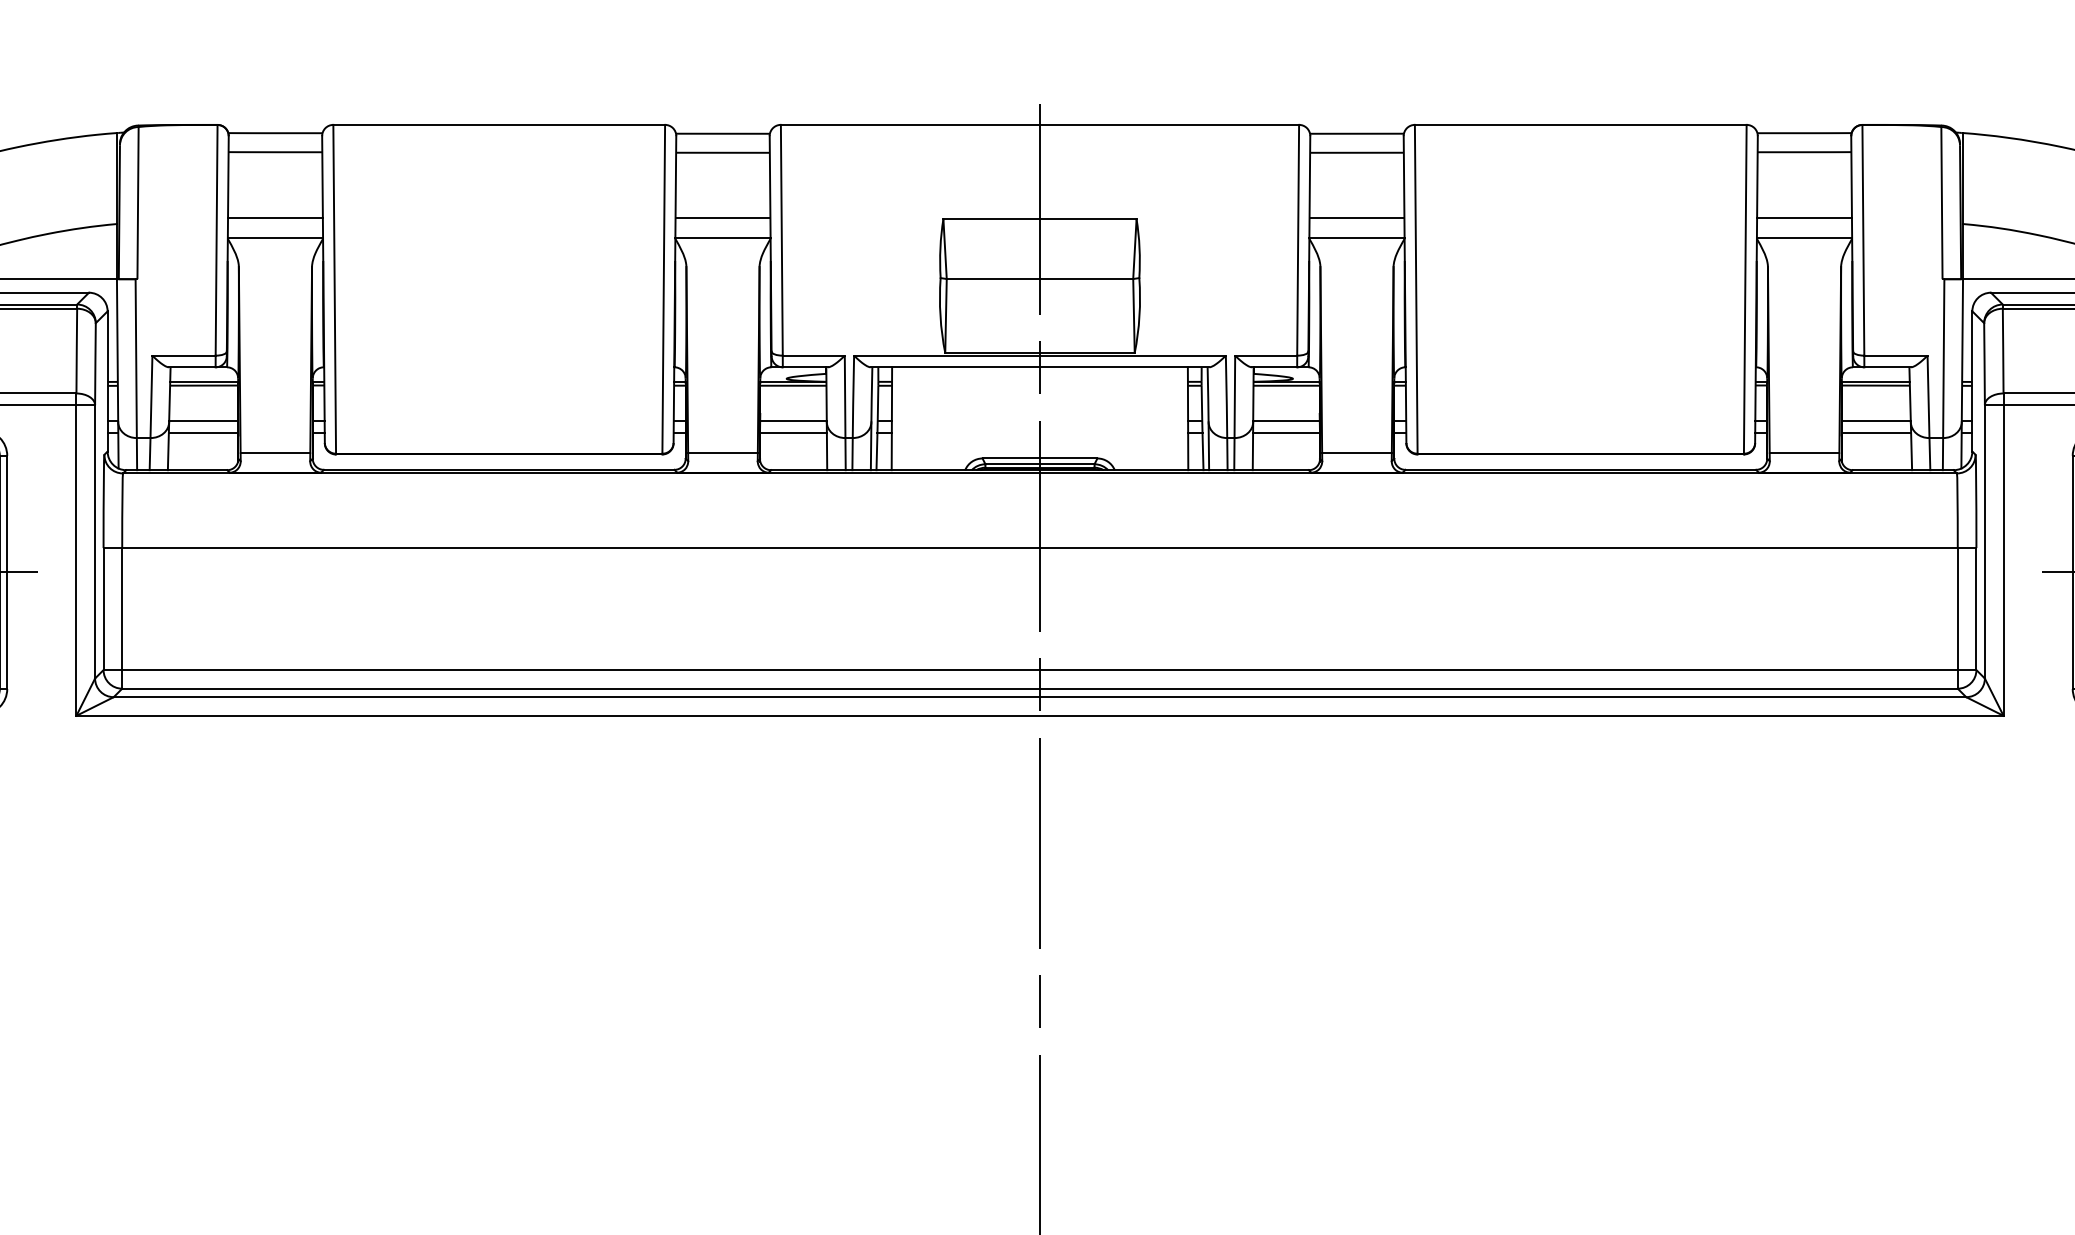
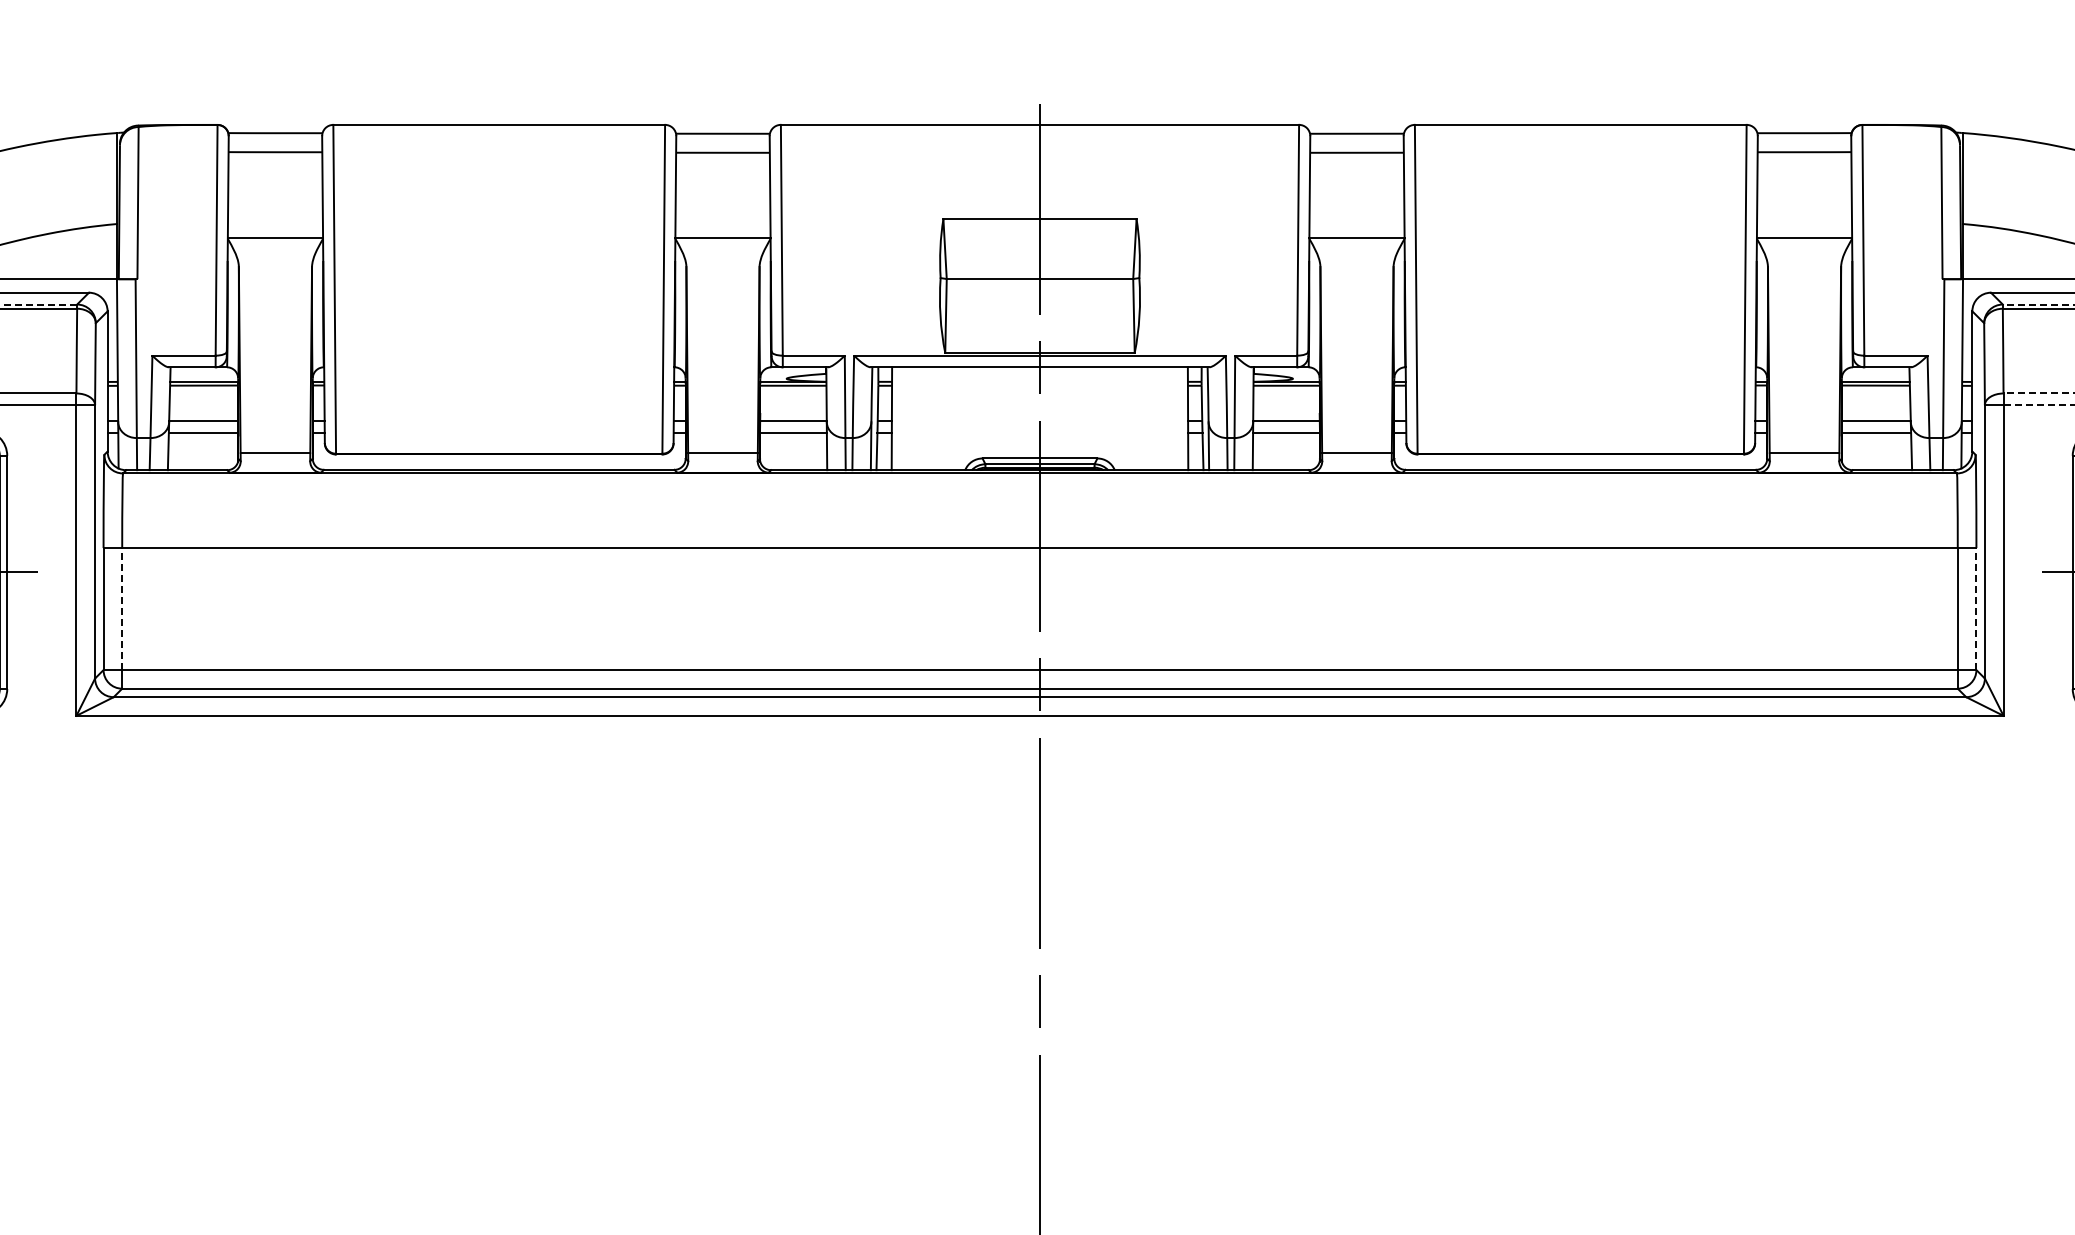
line: present -> none (275, 218)
line: present -> none (722, 218)
line: present -> none (1356, 218)
line: present -> none (1804, 218)
line: solid -> dashed (38, 304)
line: solid -> dashed (2038, 304)
line: solid -> dashed (2038, 393)
line: solid -> dashed (2039, 405)
line: solid -> dashed (122, 608)
line: solid -> dashed (1976, 608)
